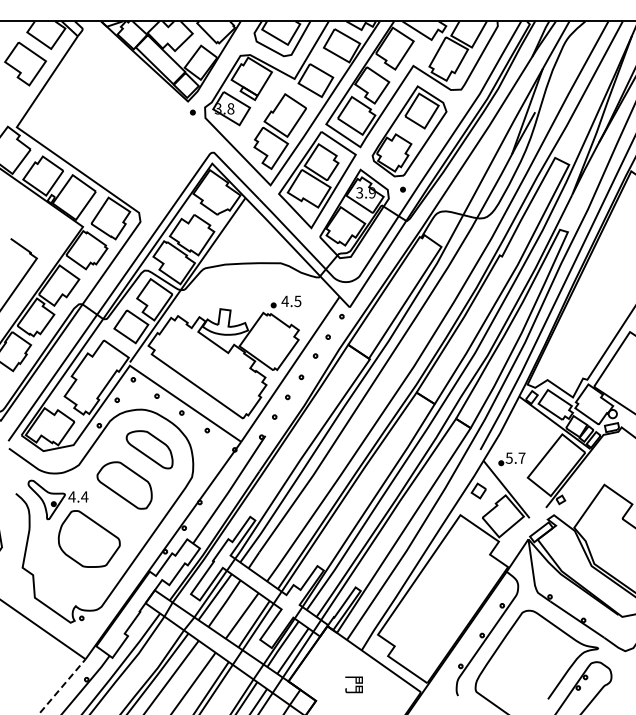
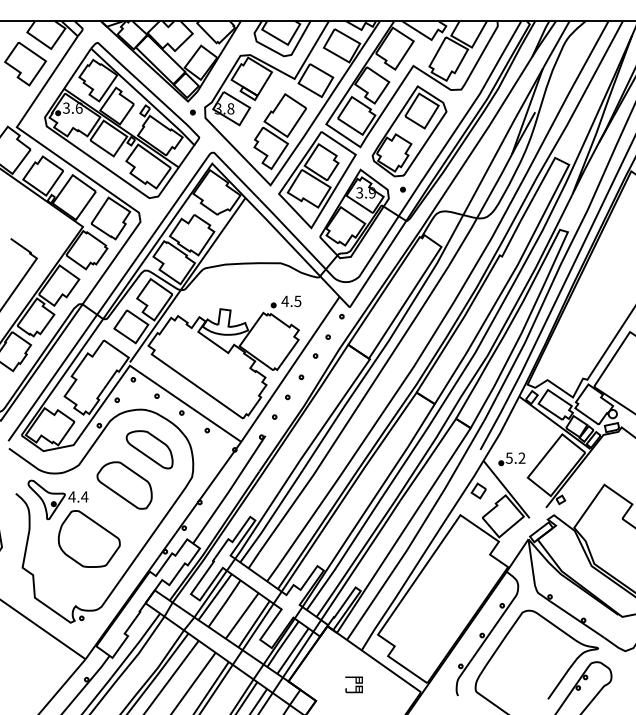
part: none -> present (122, 120)
text: 5.7 -> 5.2 (521, 457)
line: dashed -> solid (62, 686)
